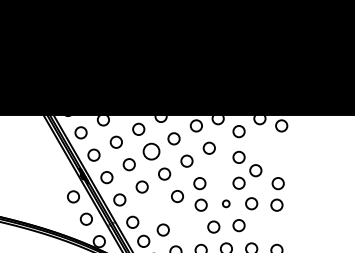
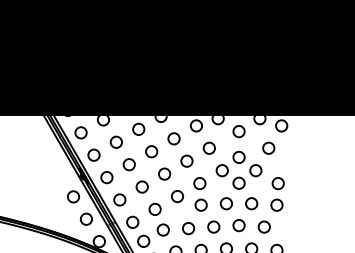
circle: none -> present (268, 147)
circle size: 19x19 px -> 14x14 px (151, 151)
circle: none -> present (221, 170)
circle size: 9x10 px -> 14x14 px (225, 203)
circle: none -> present (154, 208)
circle: none -> present (263, 226)
circle: none -> present (188, 228)
